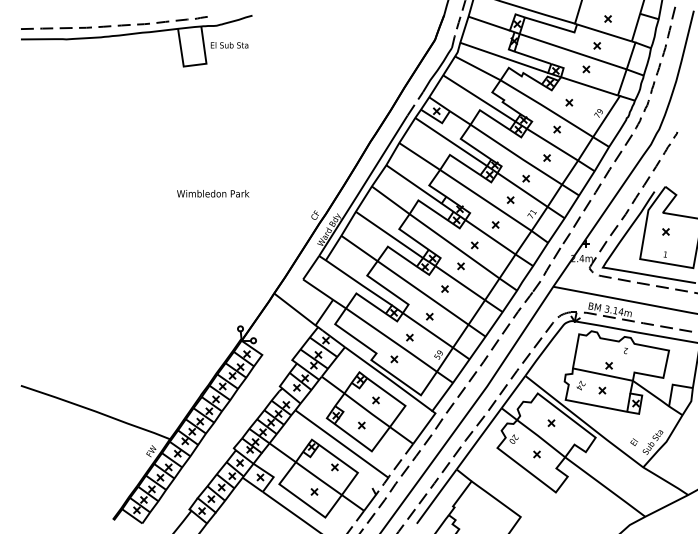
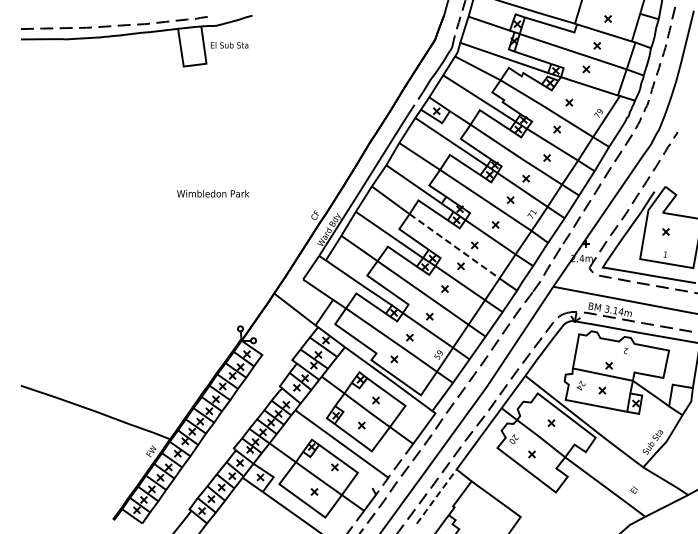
line: solid -> dashed (455, 246)
text position: (633, 441) -> (633, 489) (633, 489)
part position: (536, 454) -> (531, 454) (531, 454)
line: solid -> dashed (437, 495)
